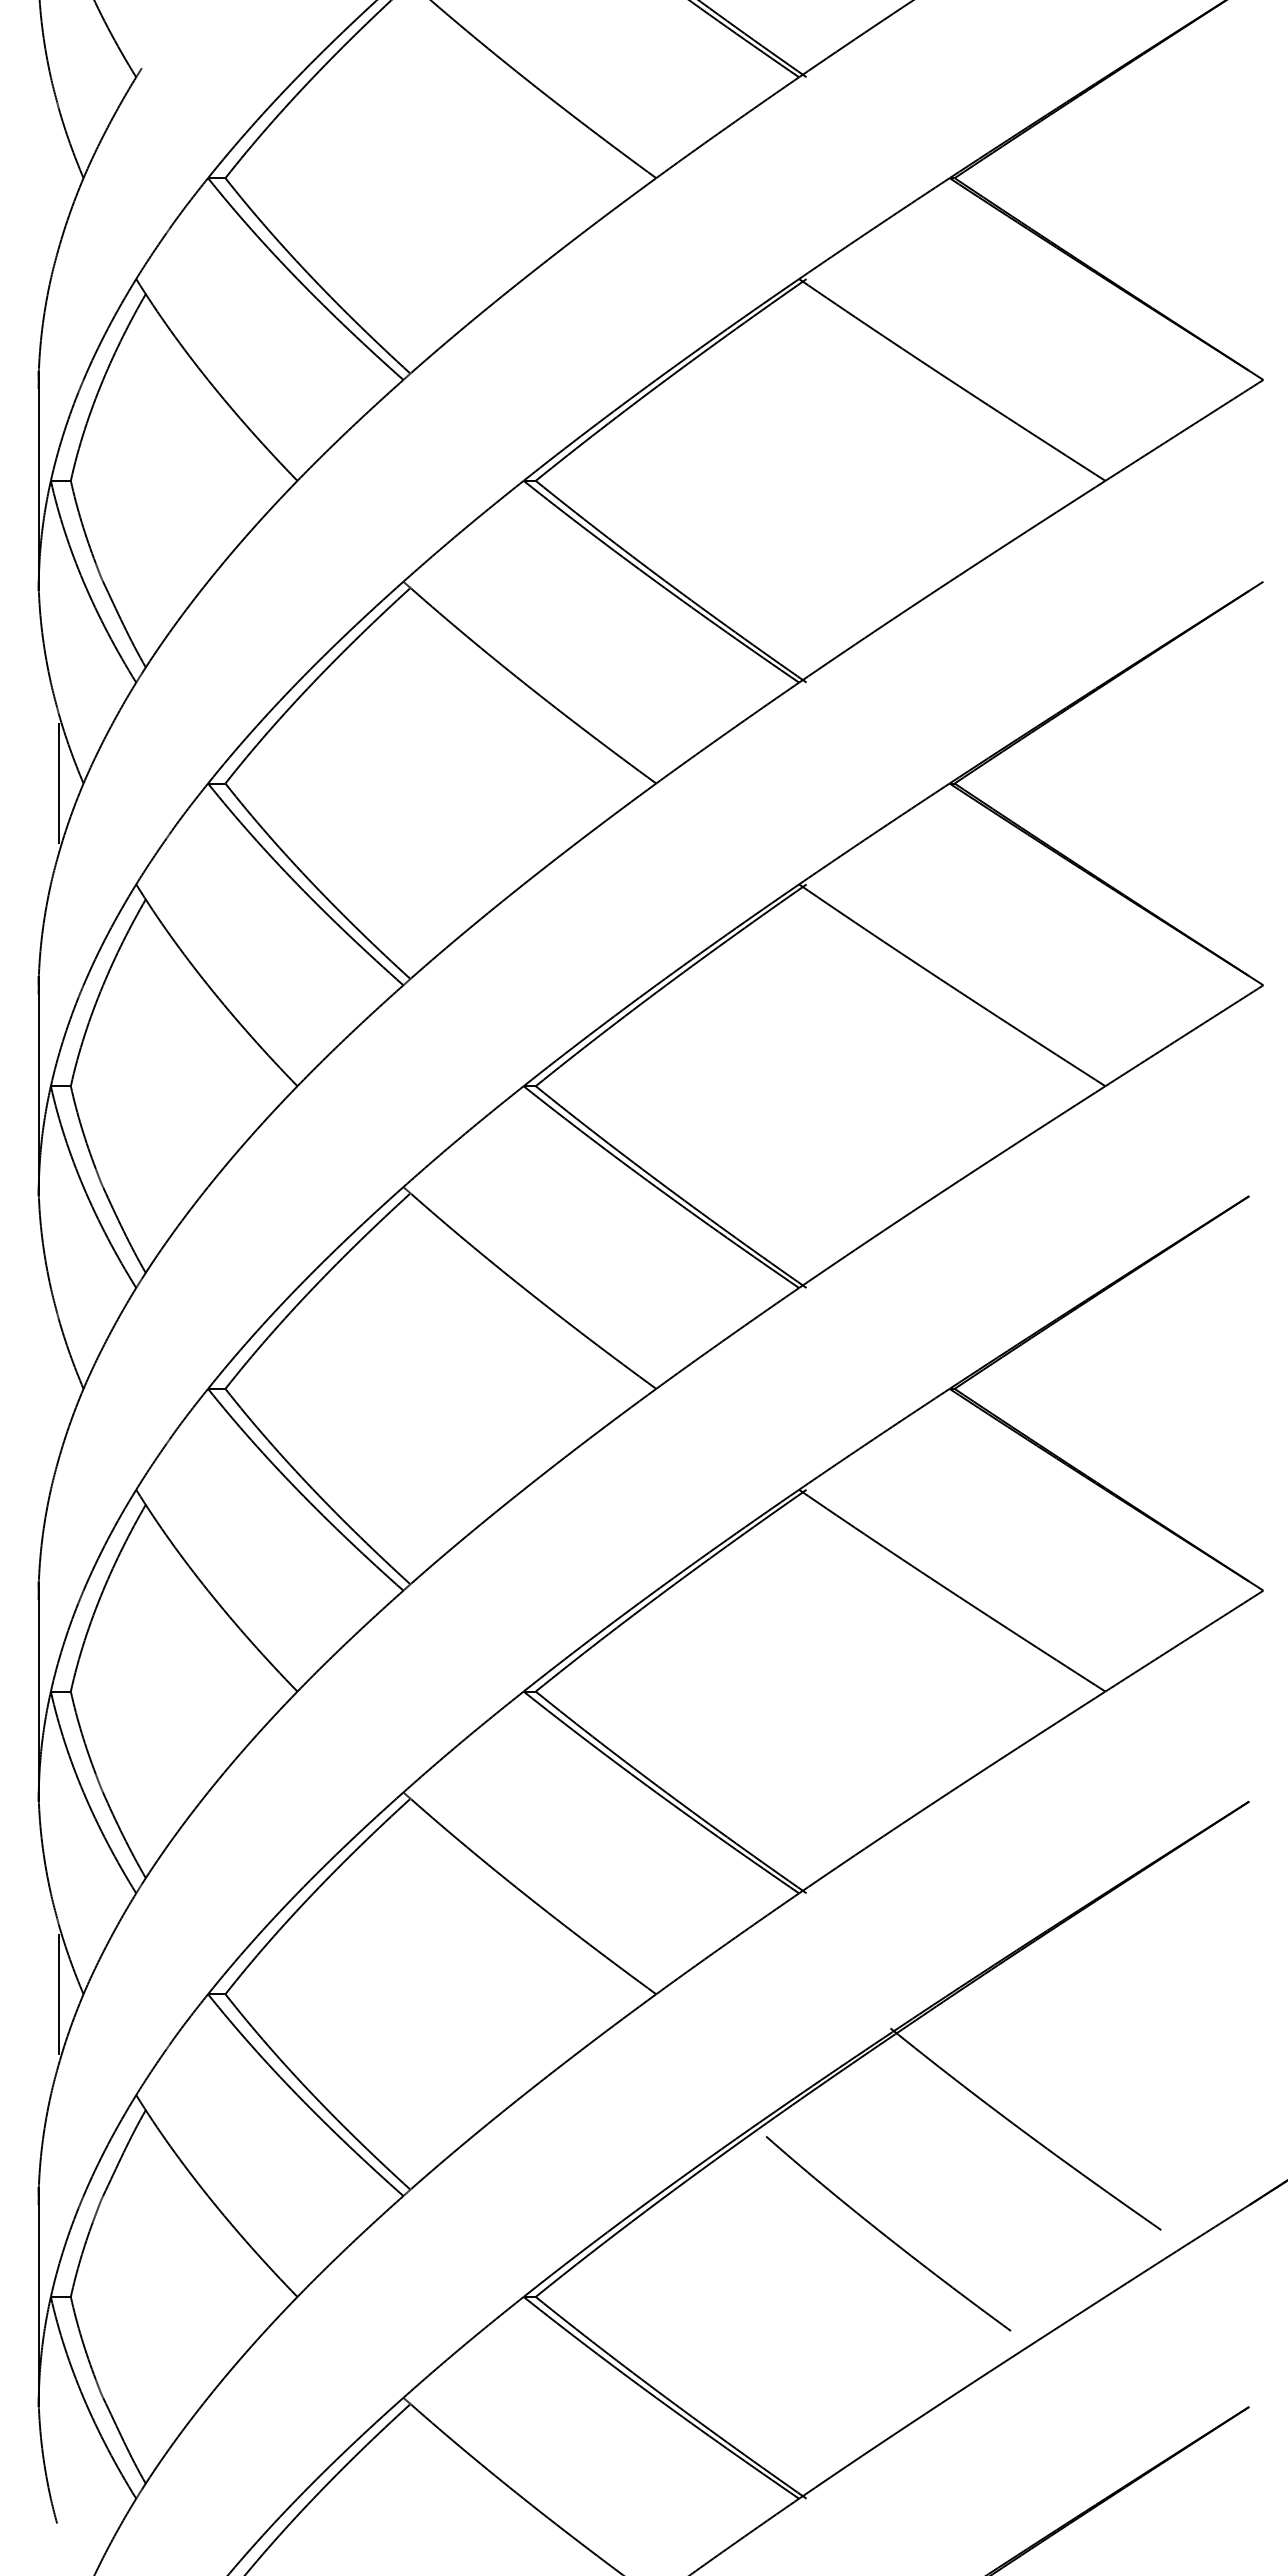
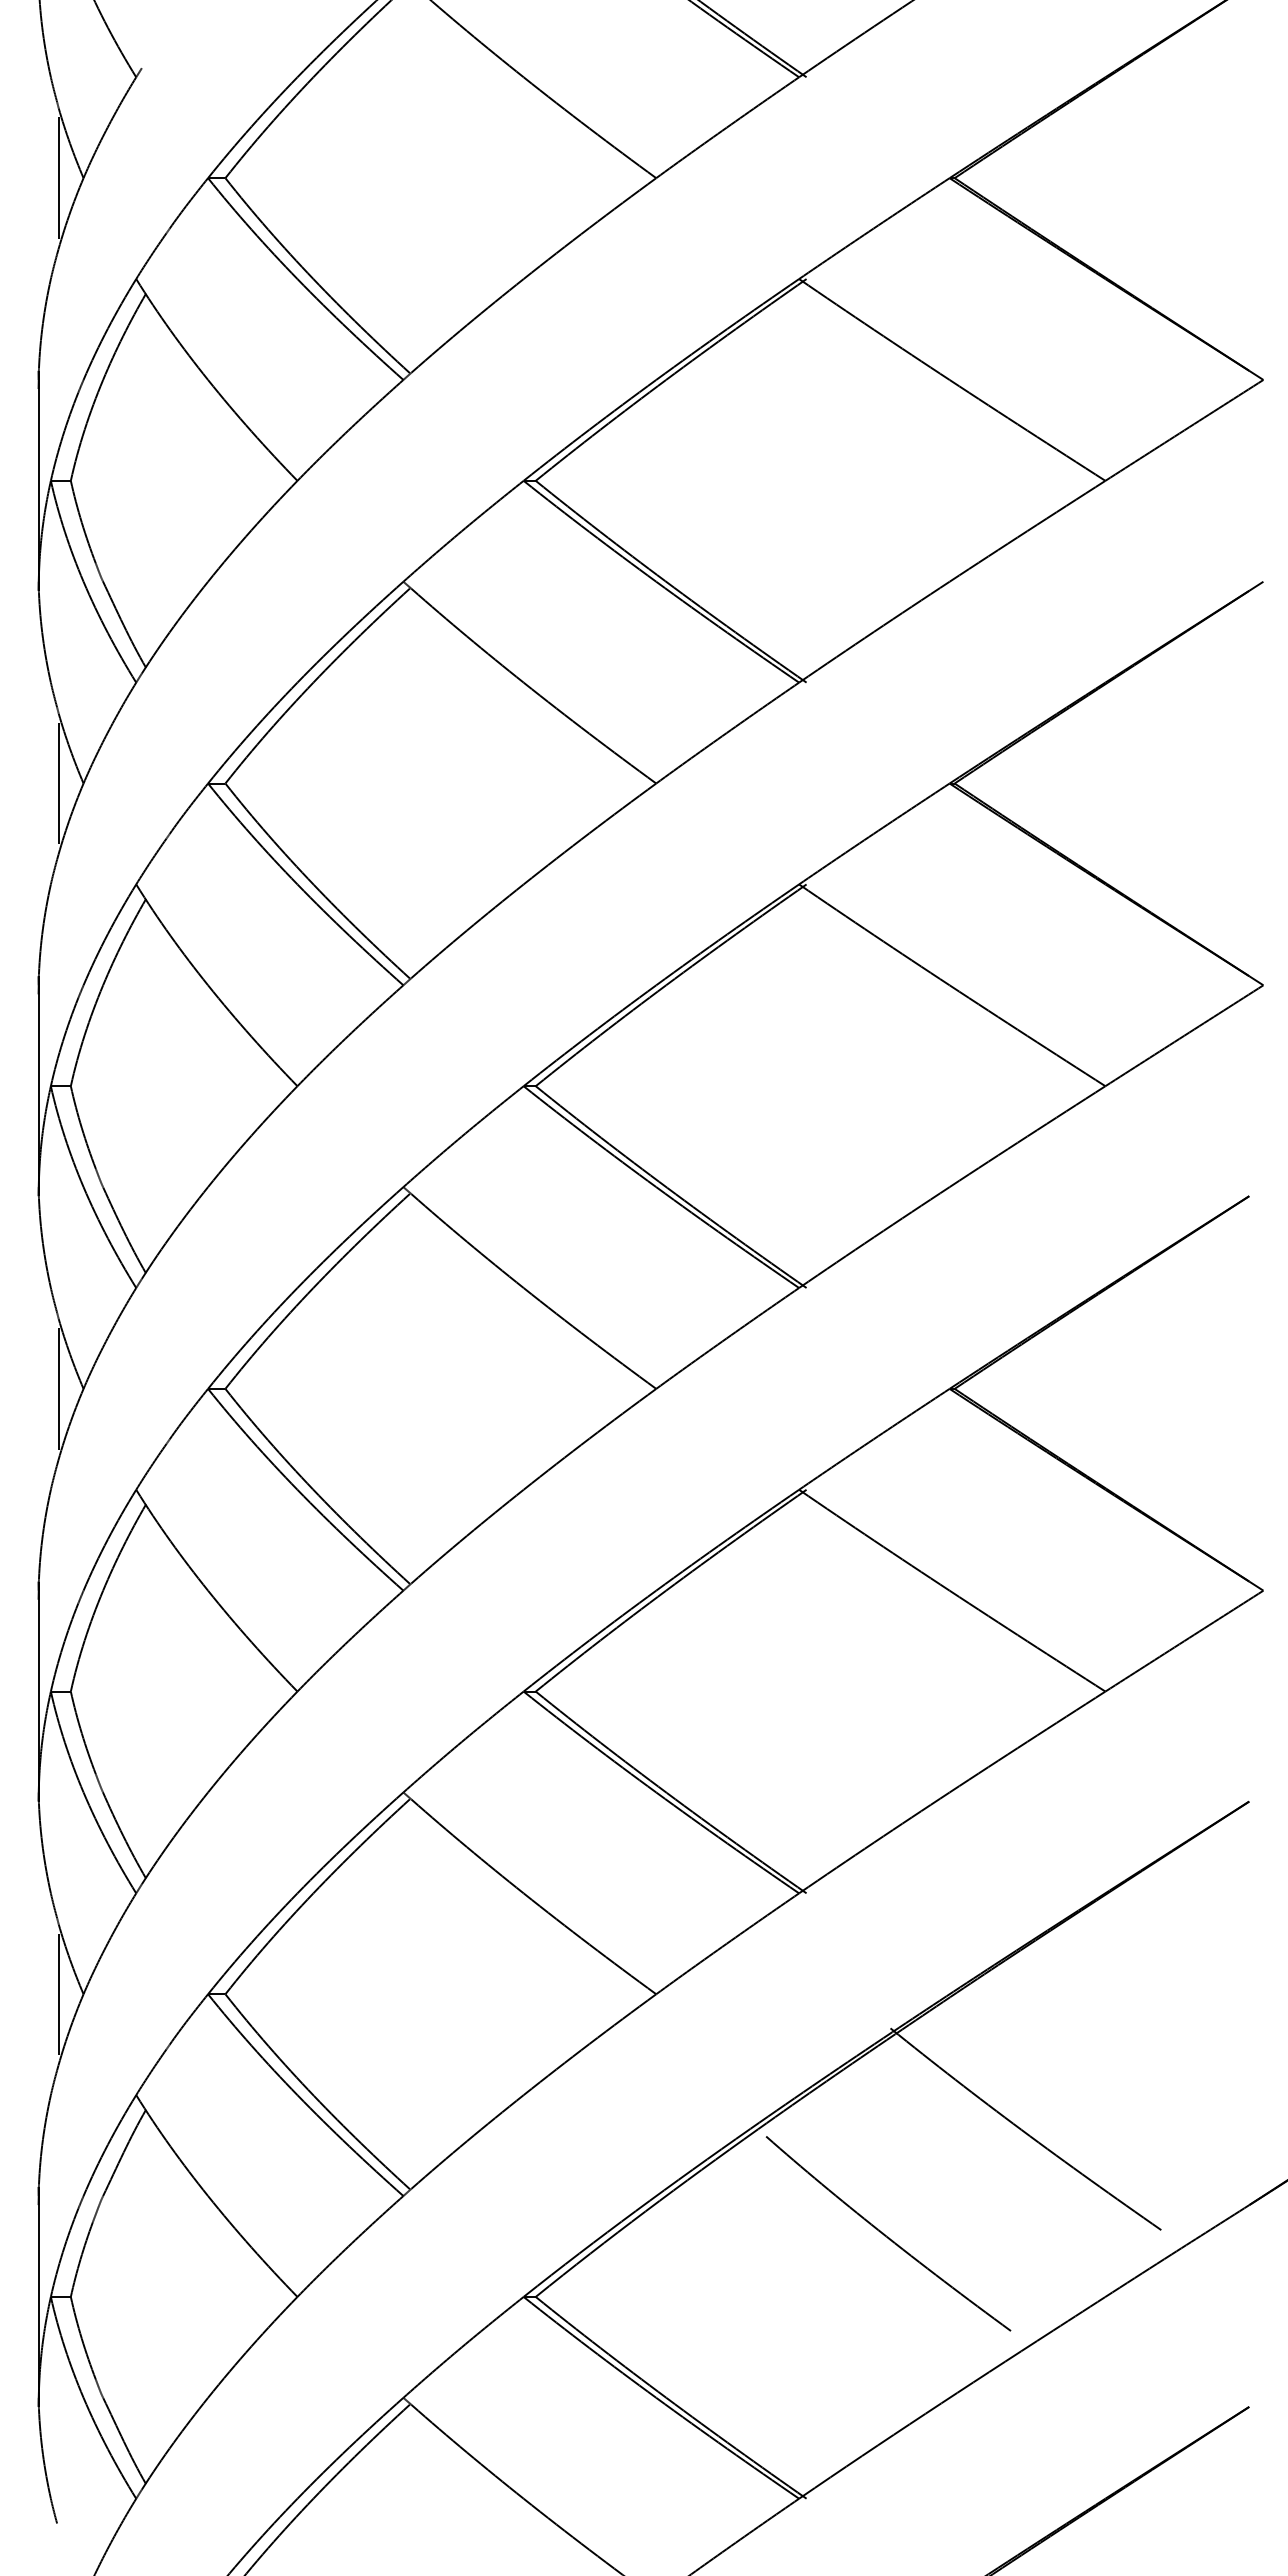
line: none -> present (58, 177)
line: none -> present (58, 1388)
